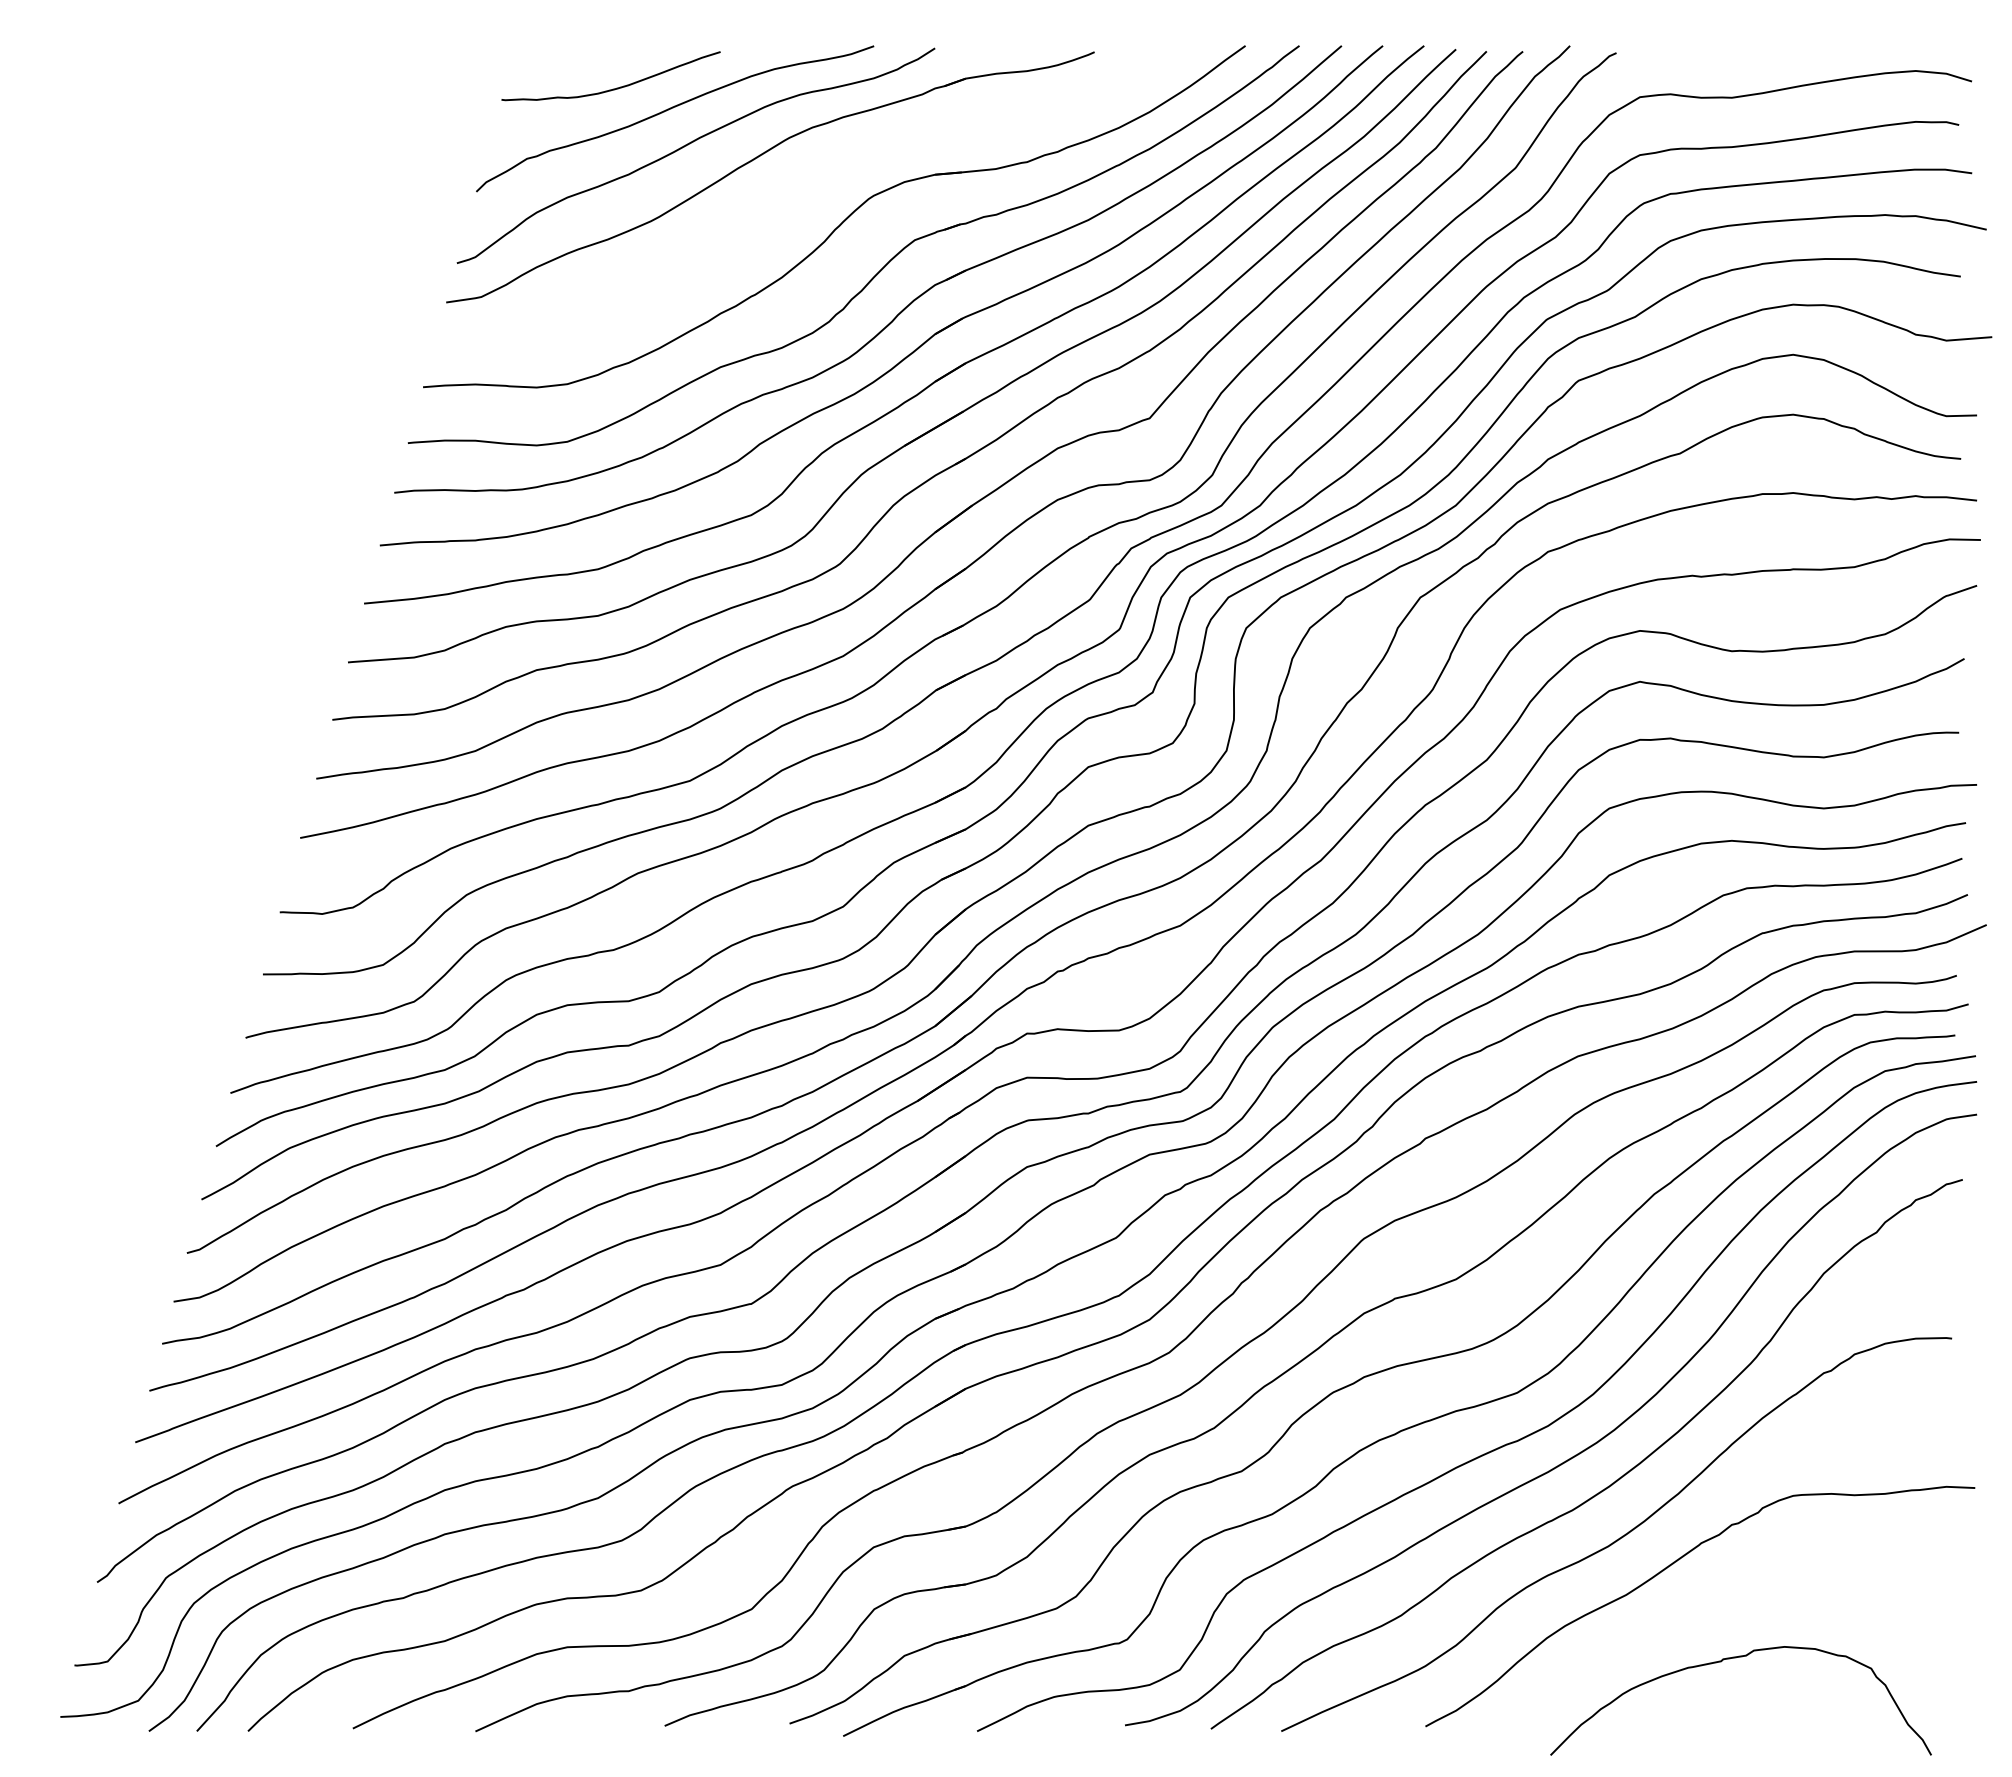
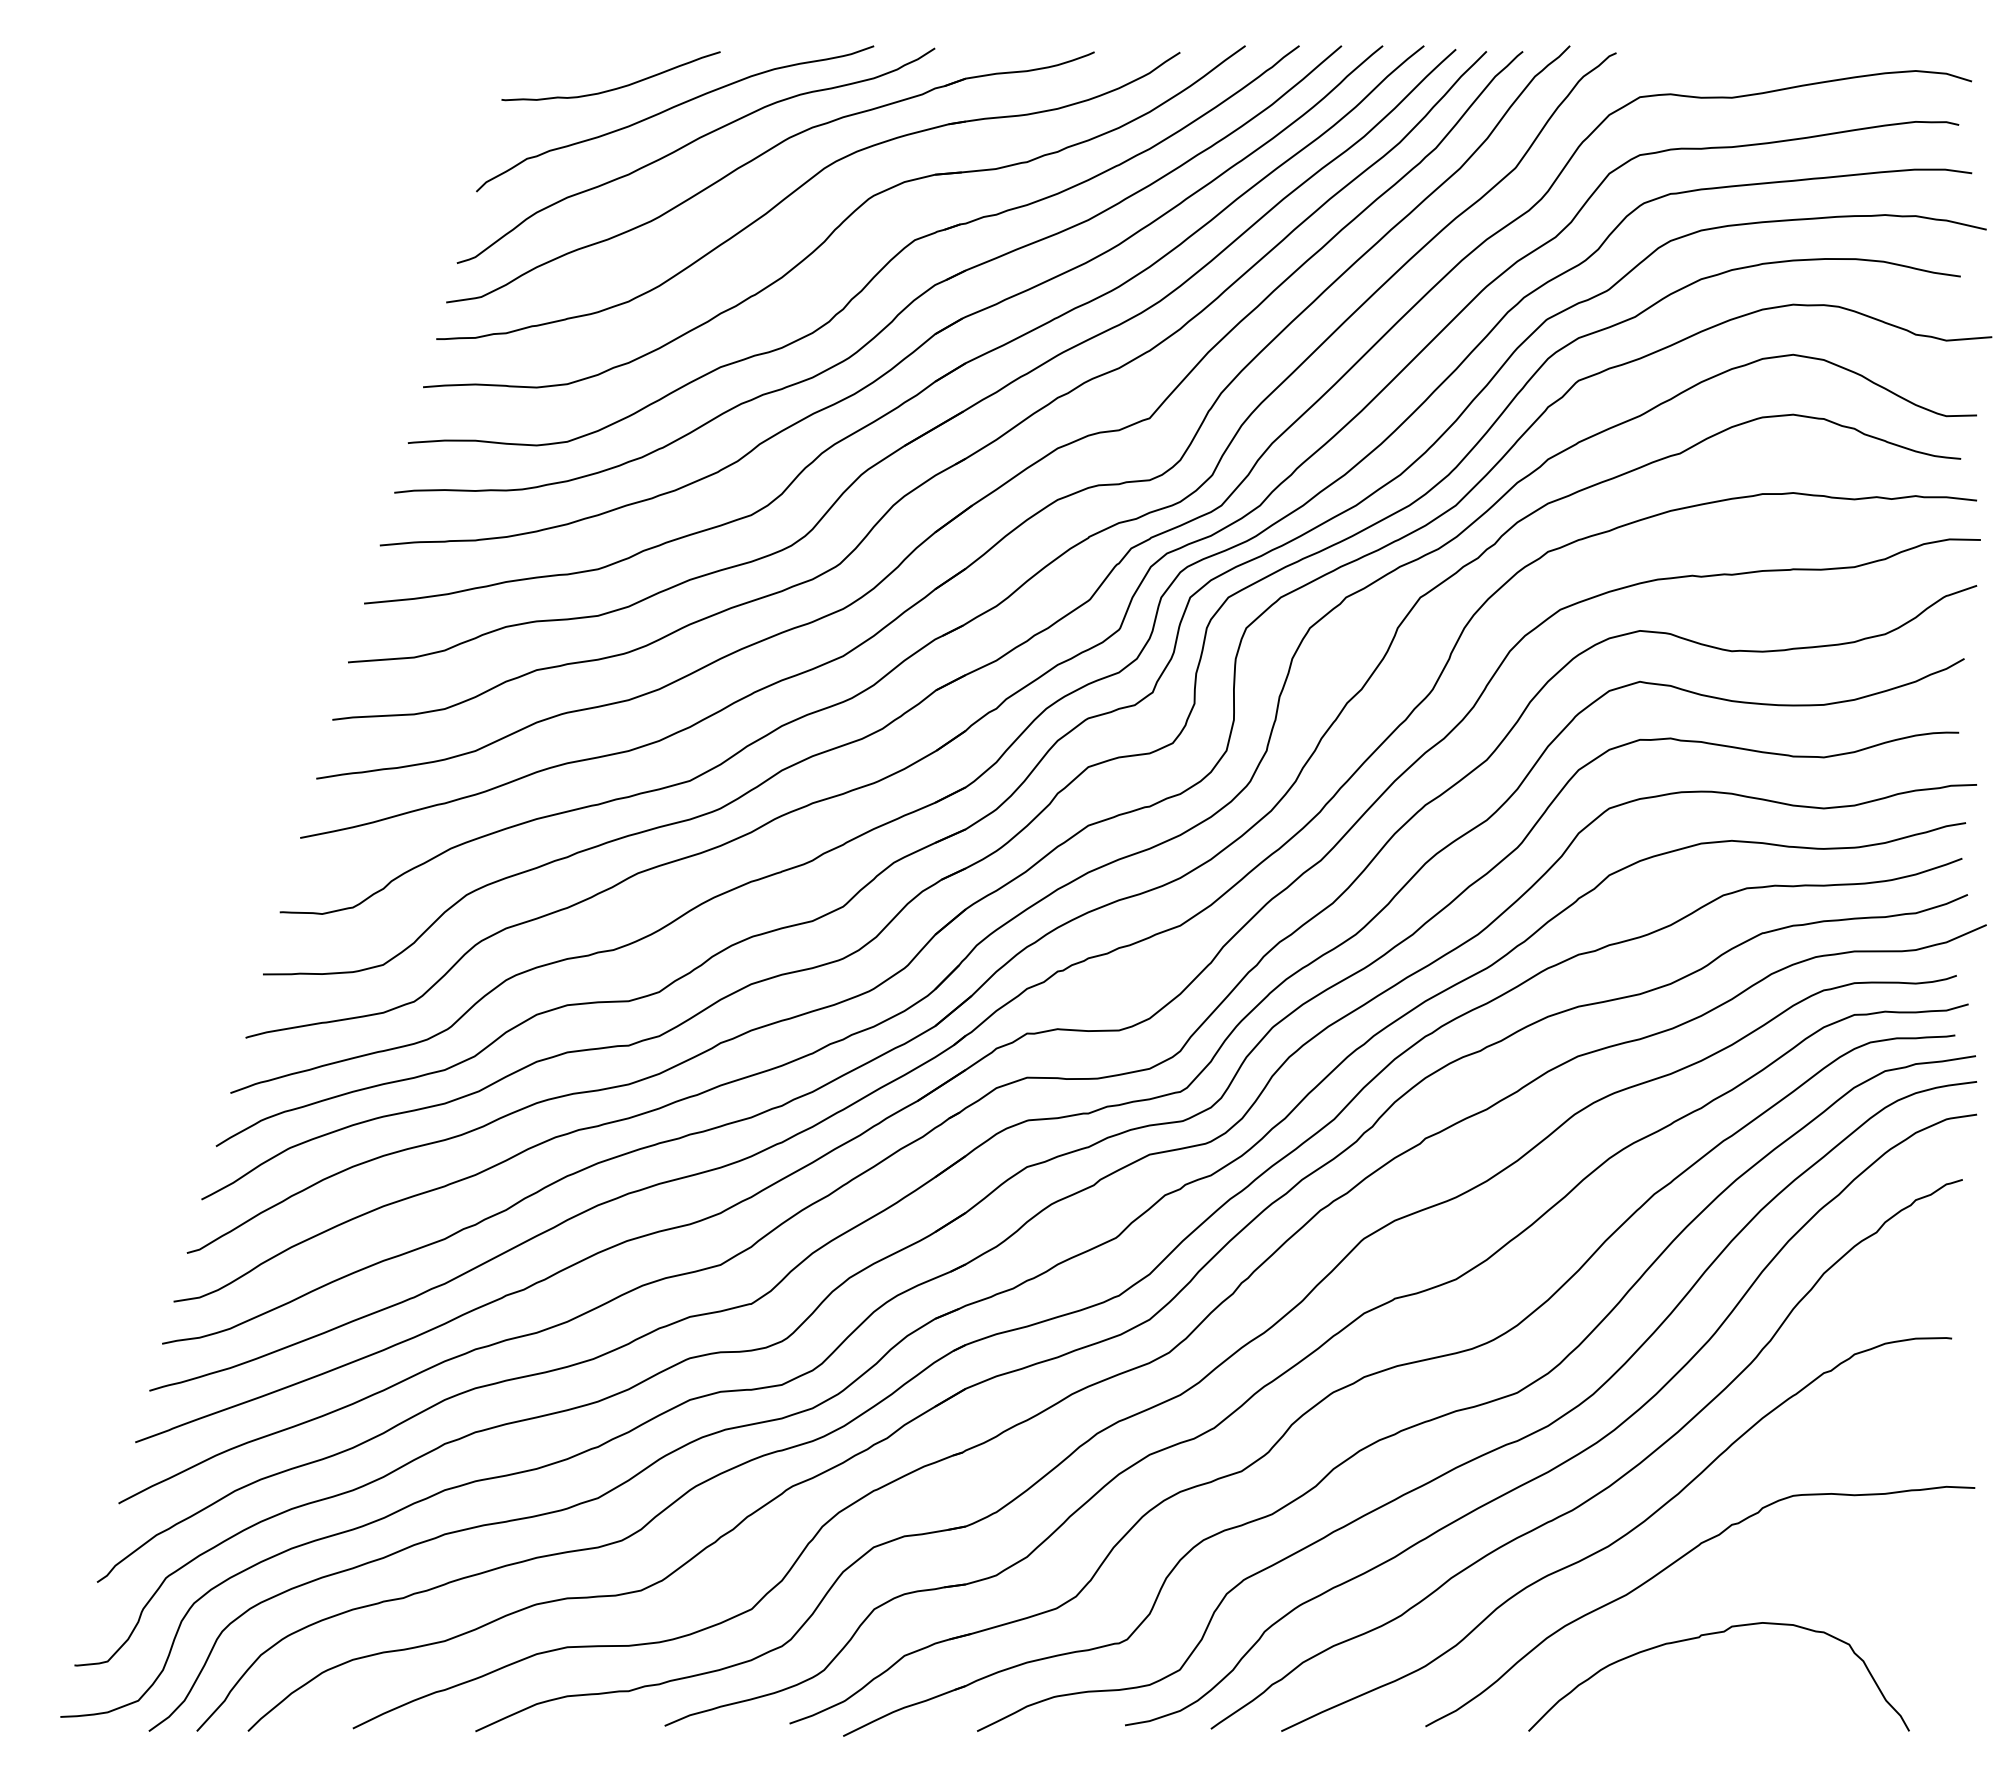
part: none -> present (801, 187)
curve position: (1736, 1658) -> (1714, 1634) (1714, 1634)
